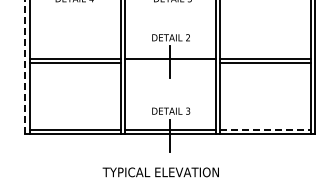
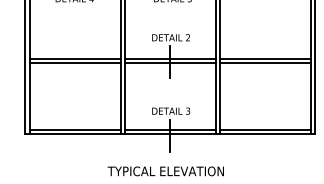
line: none -> present (169, 62)
line: dashed -> solid (25, 67)
line: dashed -> solid (265, 129)
text position: (160, 172) -> (165, 171) (165, 171)
